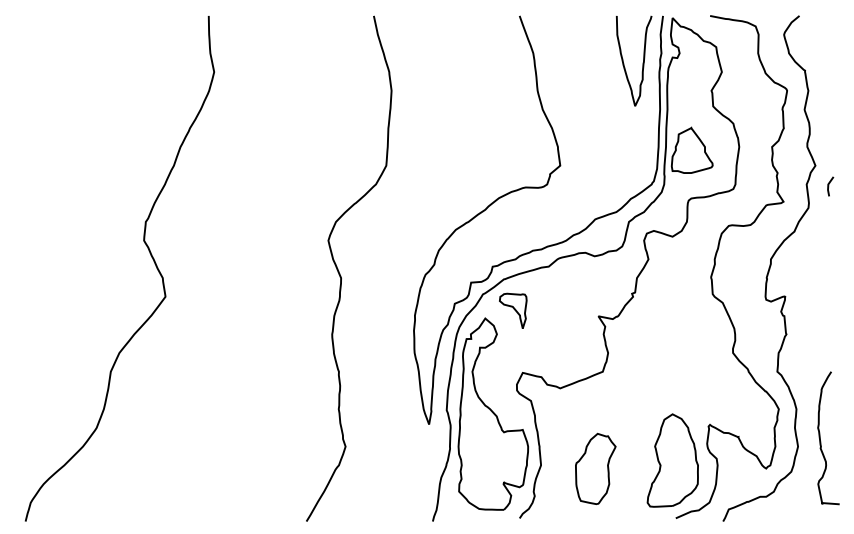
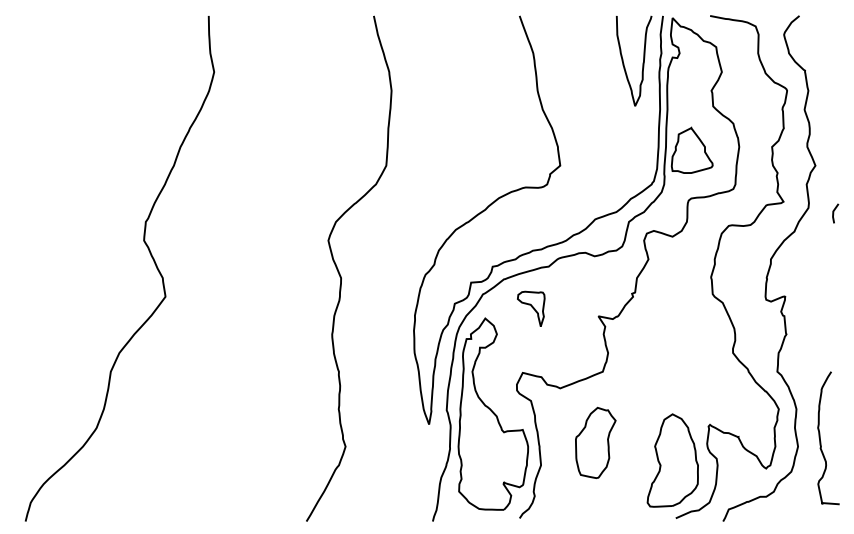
line position: (829, 186) -> (834, 213) (834, 213)
part position: (513, 310) -> (531, 308) (531, 308)
part position: (595, 468) -> (595, 442) (595, 442)
